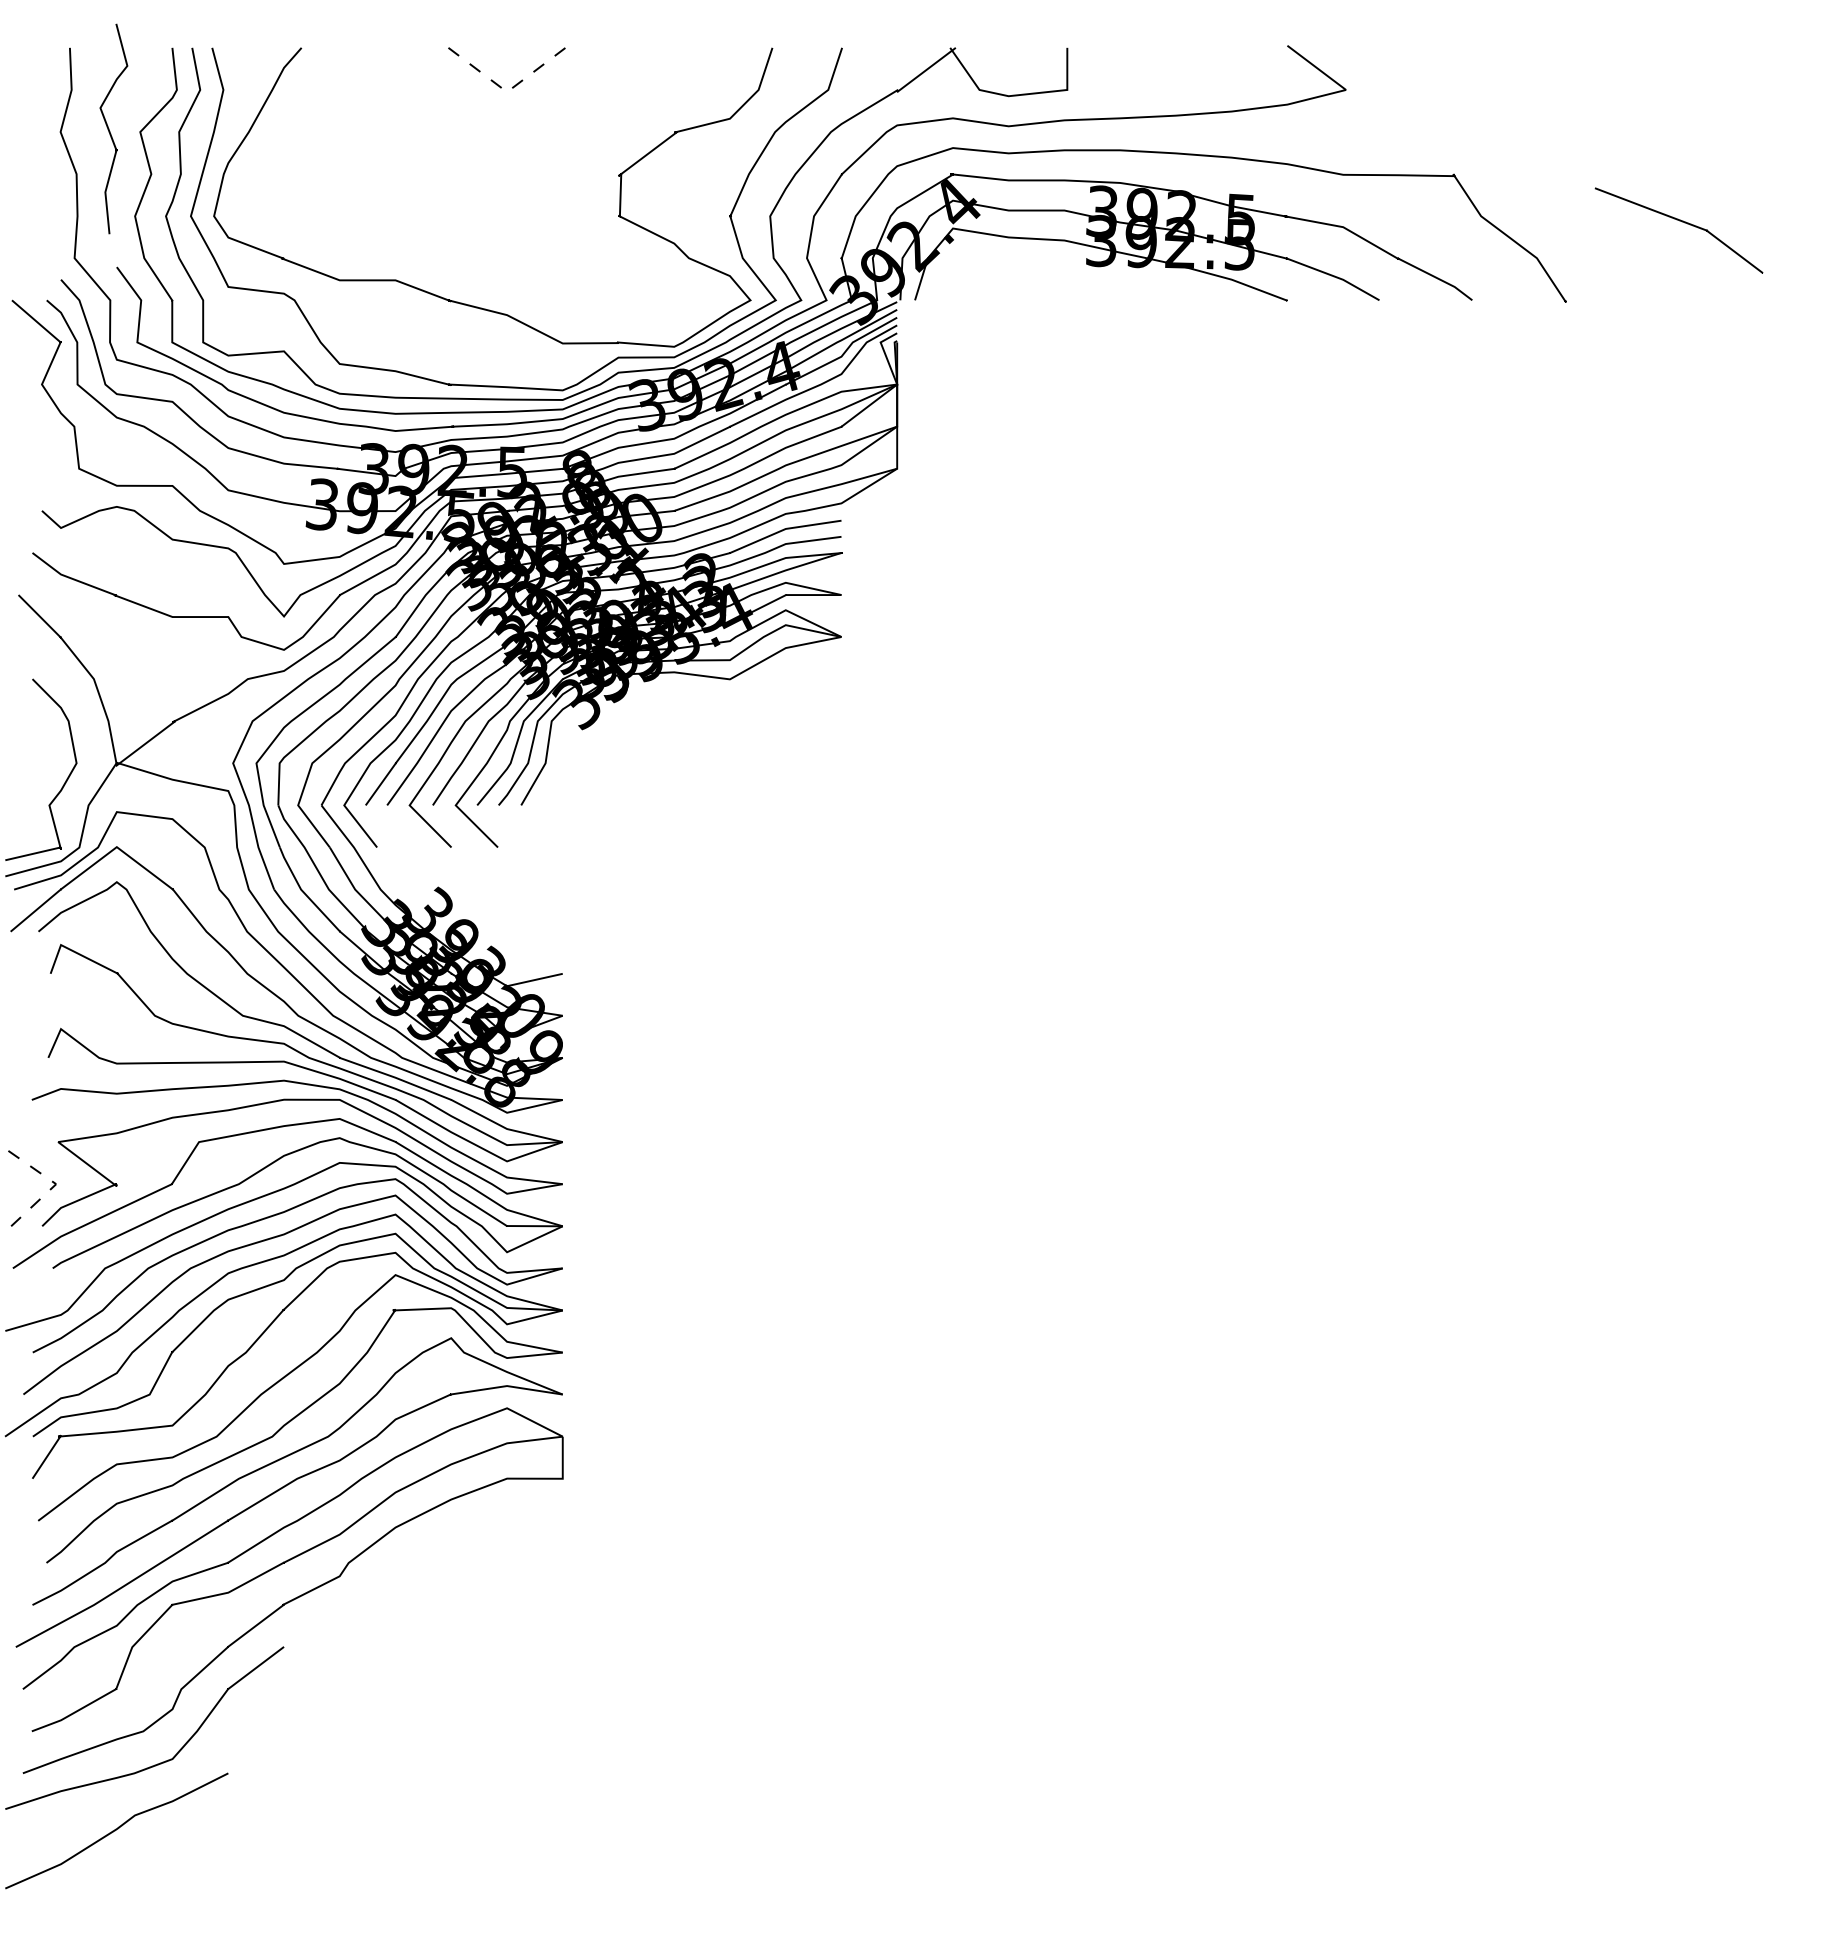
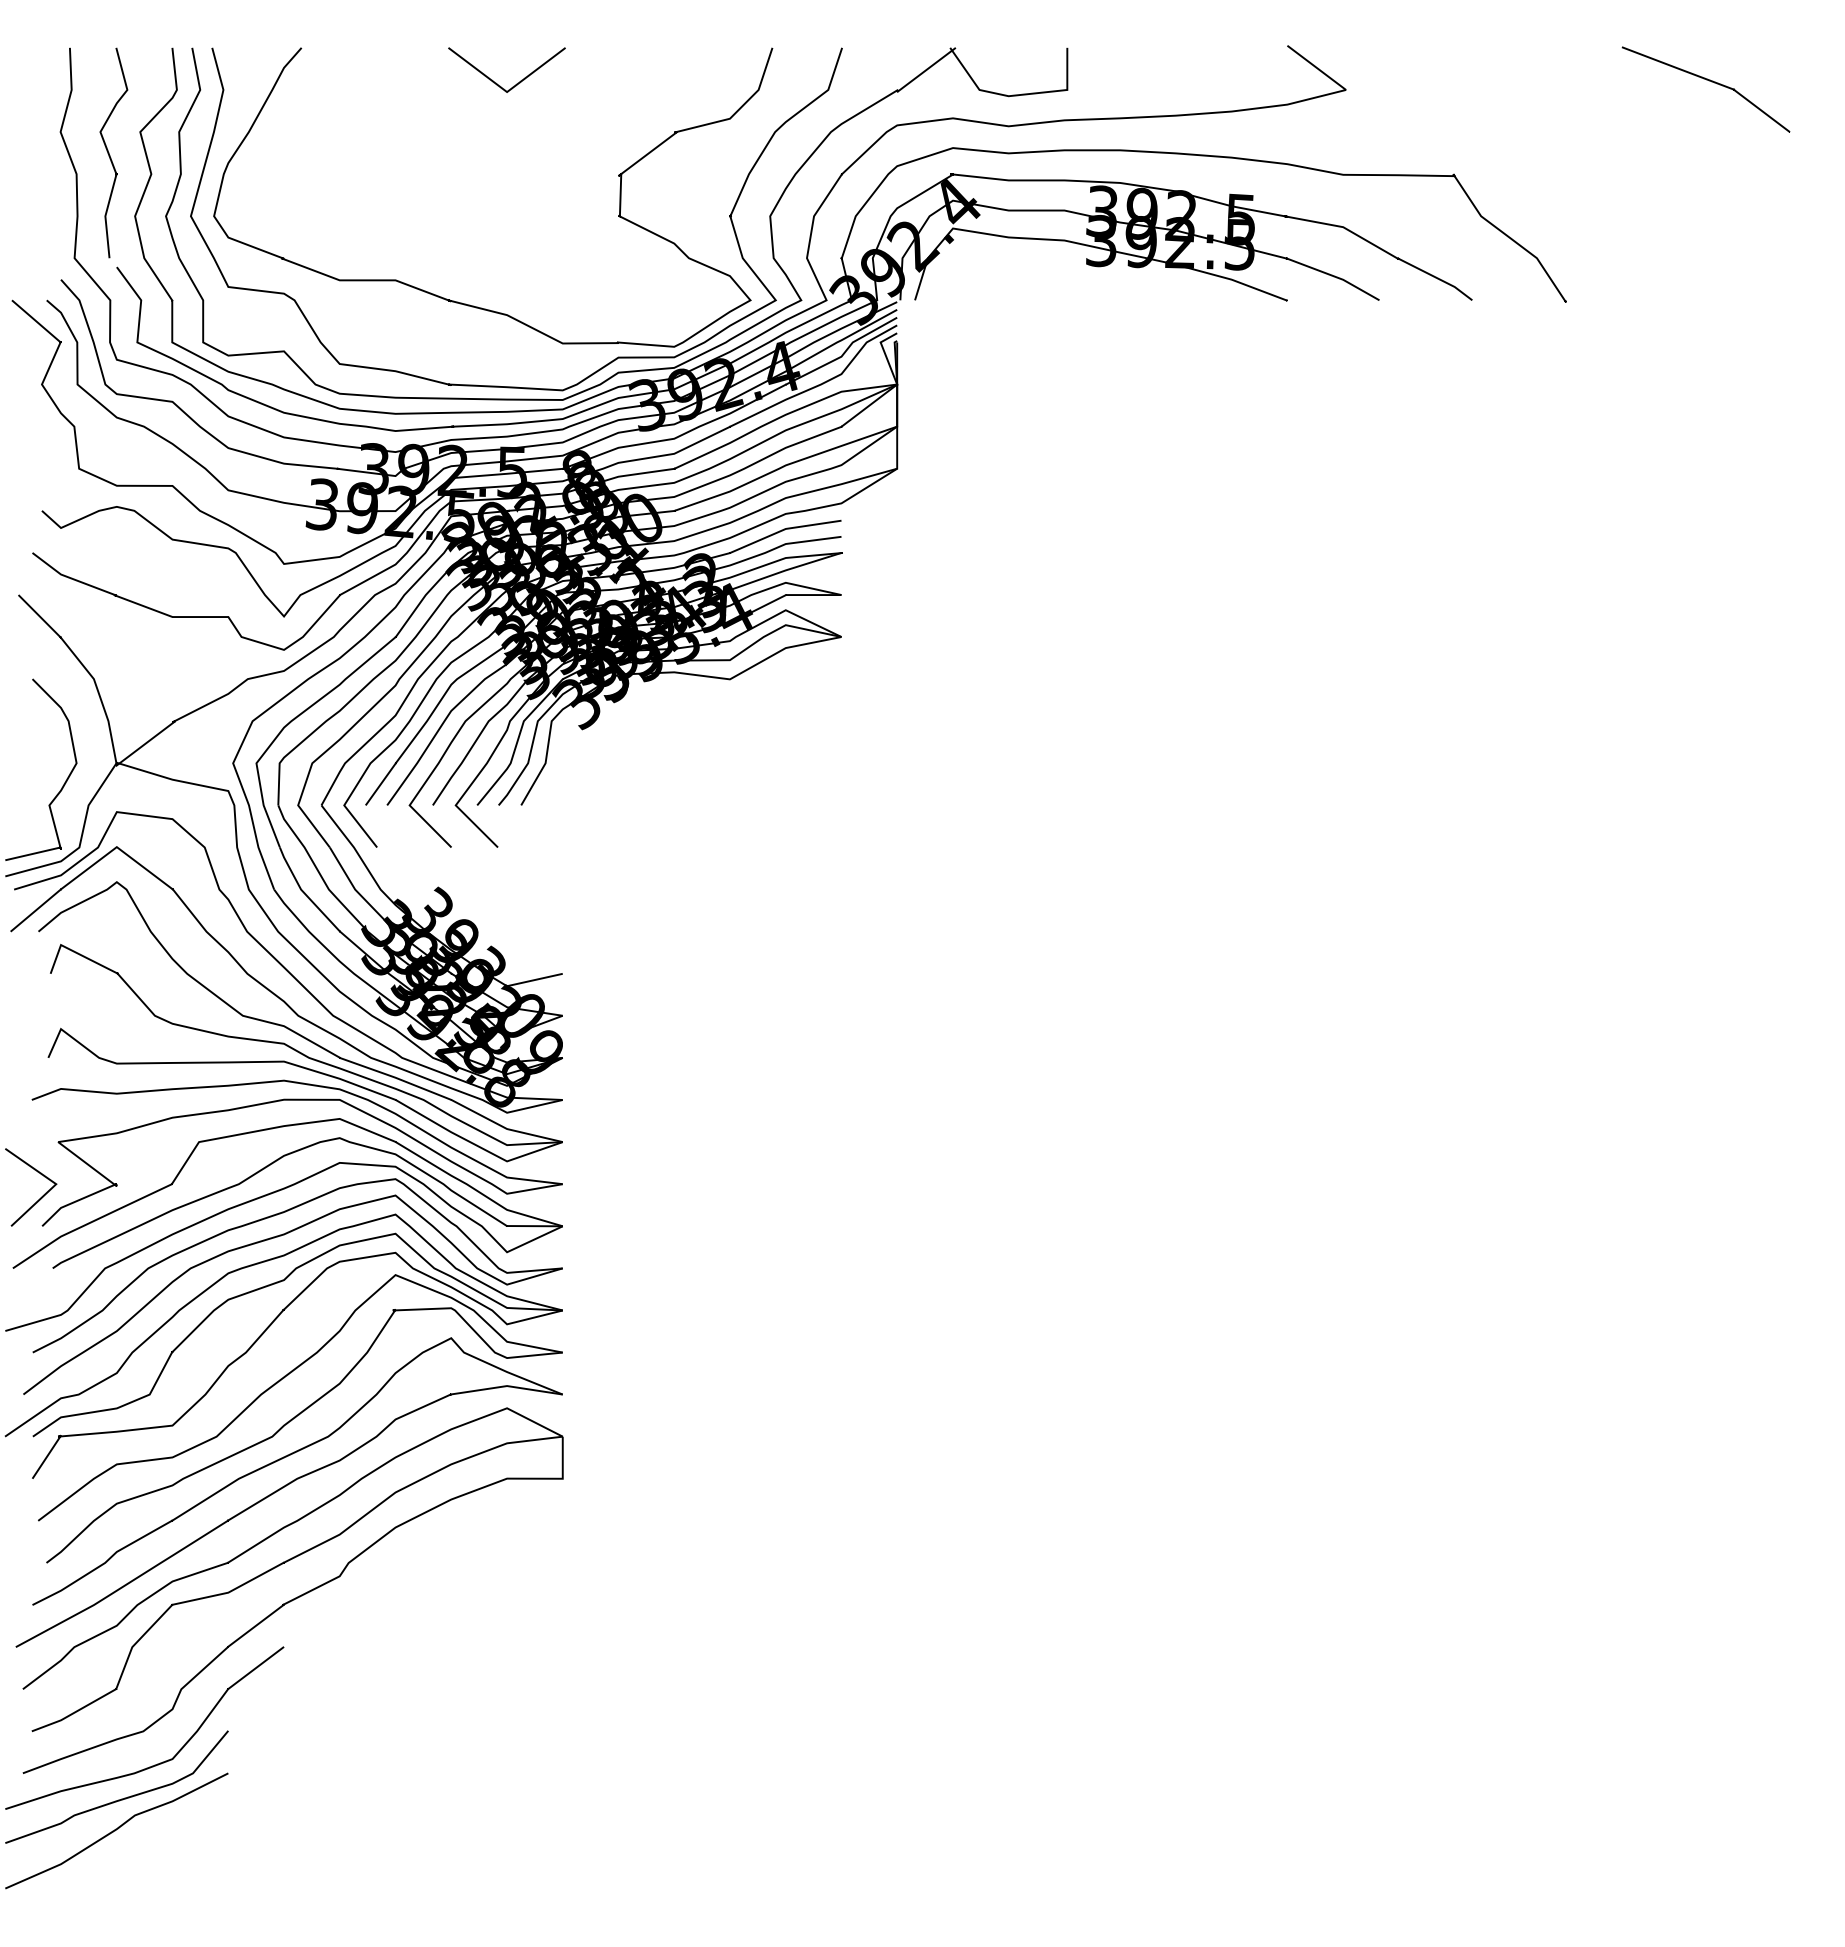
line: dashed -> solid (507, 92)
curve position: (109, 128) -> (109, 152) (109, 152)
curve position: (1682, 222) -> (1709, 81) (1709, 81)
line: dashed -> solid (56, 1184)
curve: none -> present (121, 1798)
